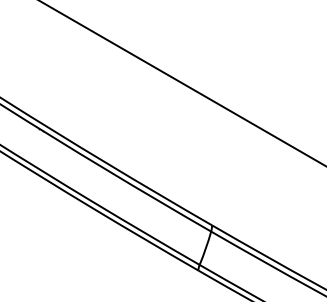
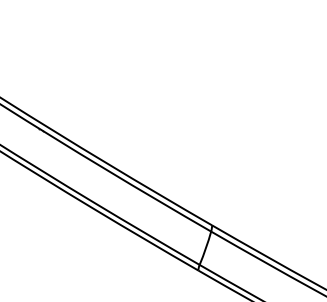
line: present -> none (182, 83)
